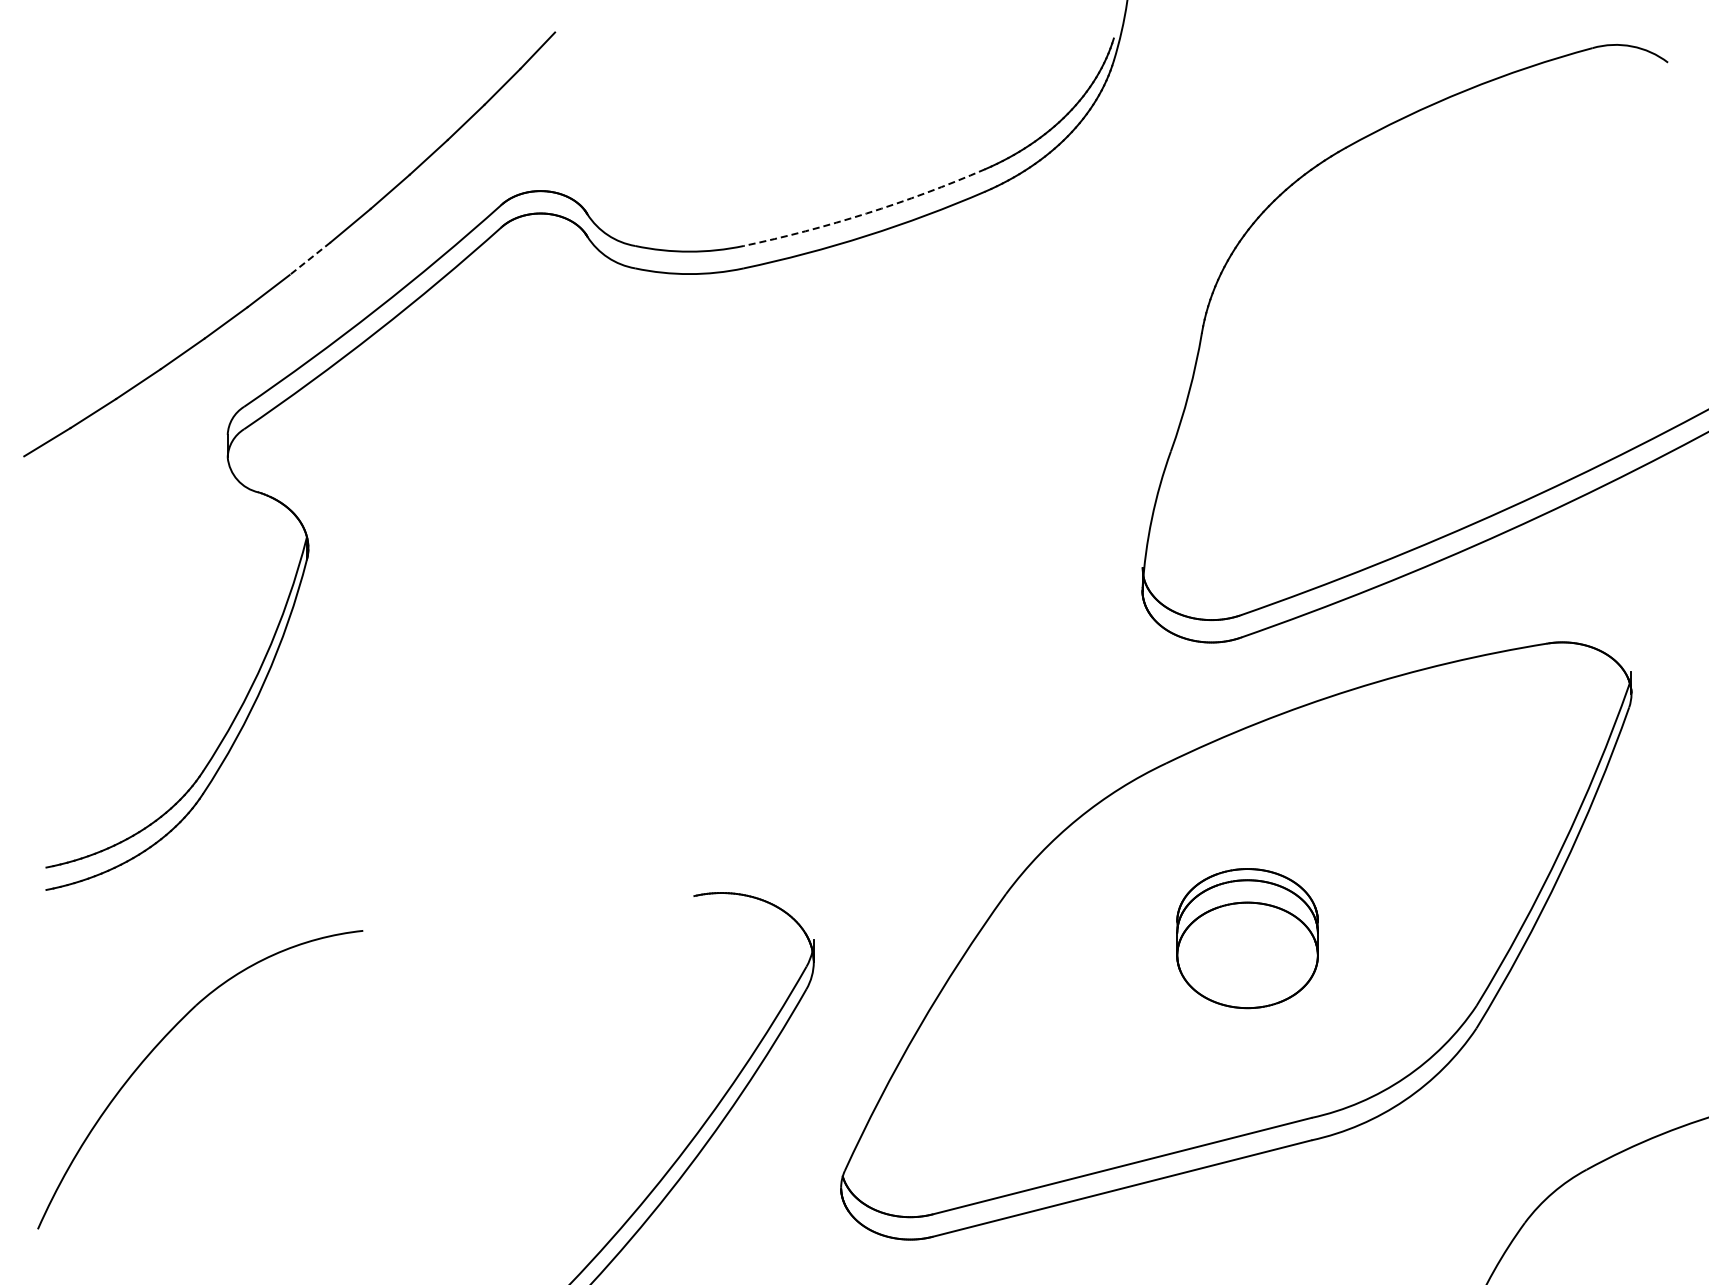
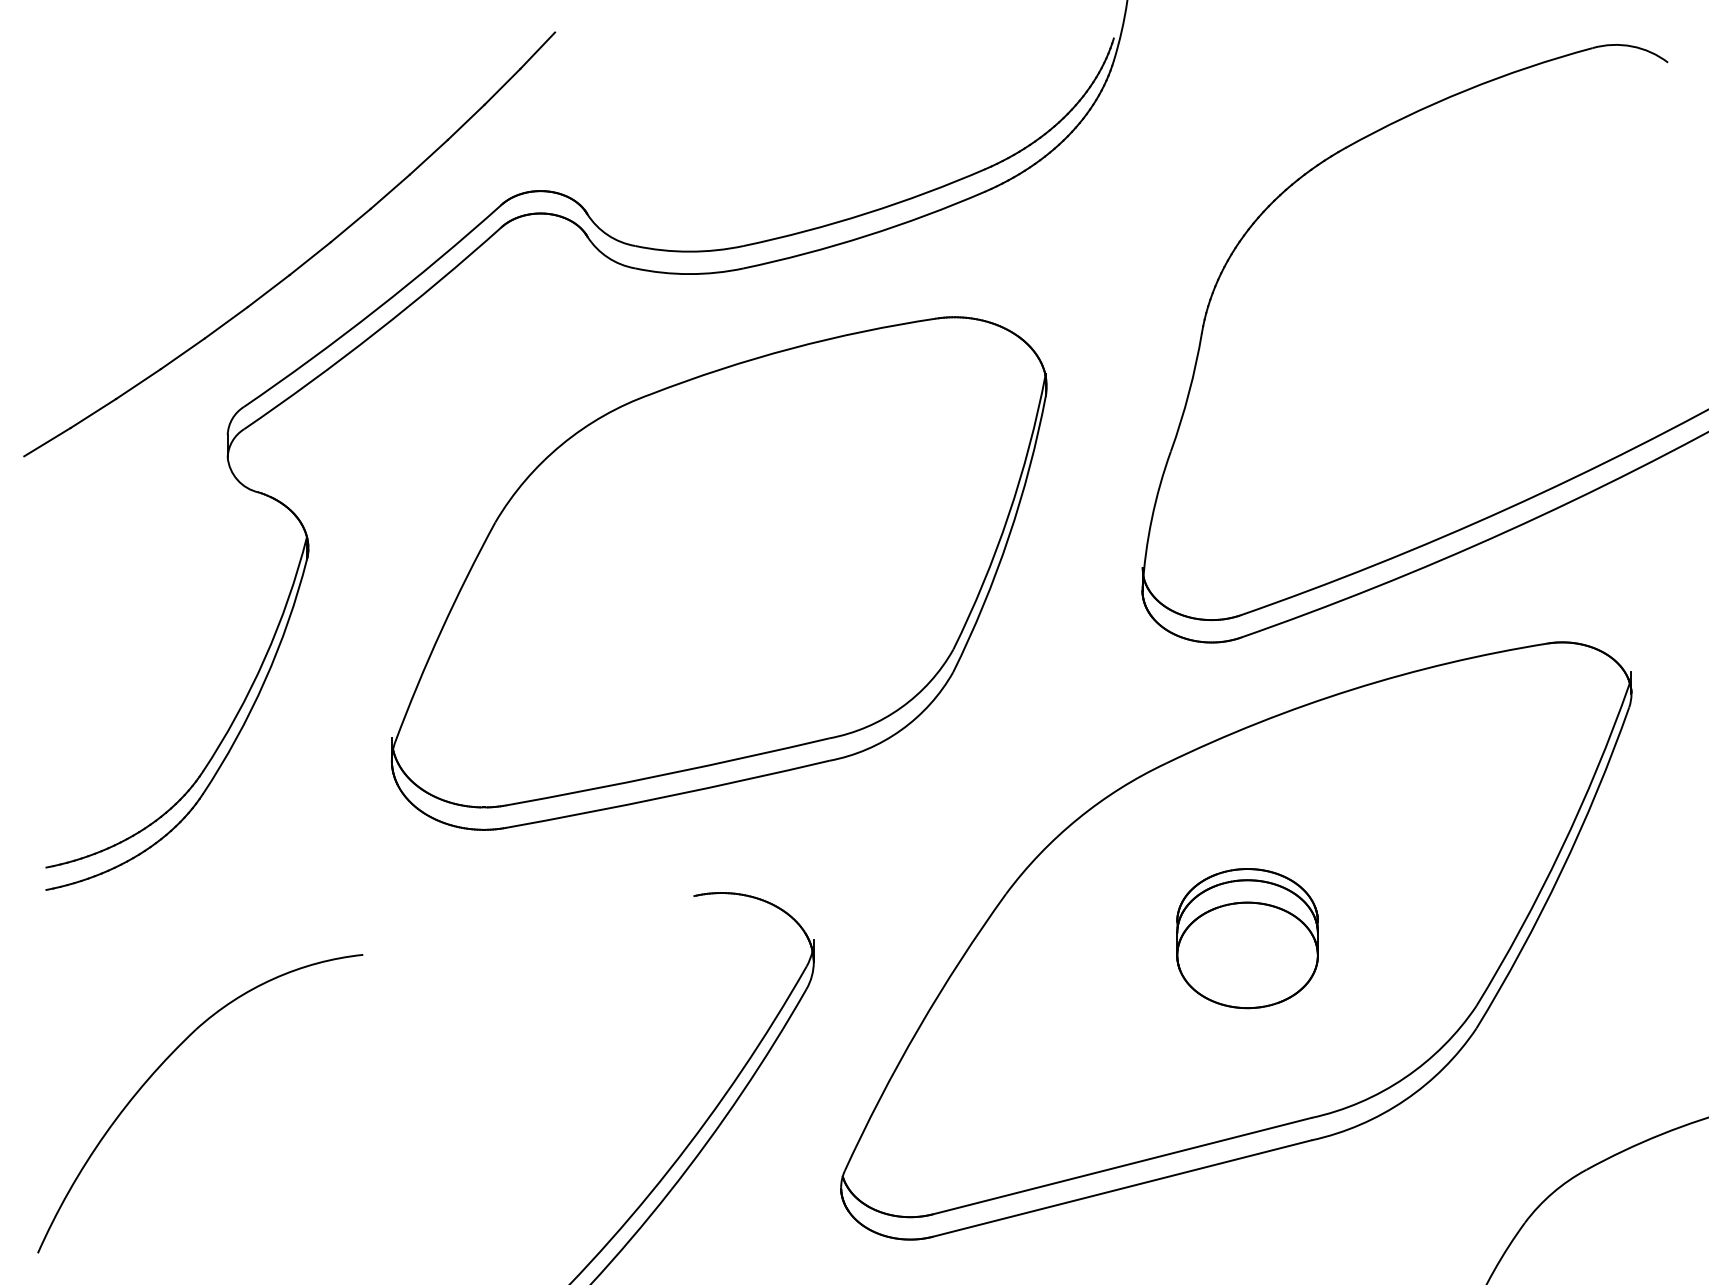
arc: dashed -> solid (866, 213)
line: dashed -> solid (309, 259)
part: none -> present (719, 573)
part position: (161, 1042) -> (161, 1066) (161, 1066)
